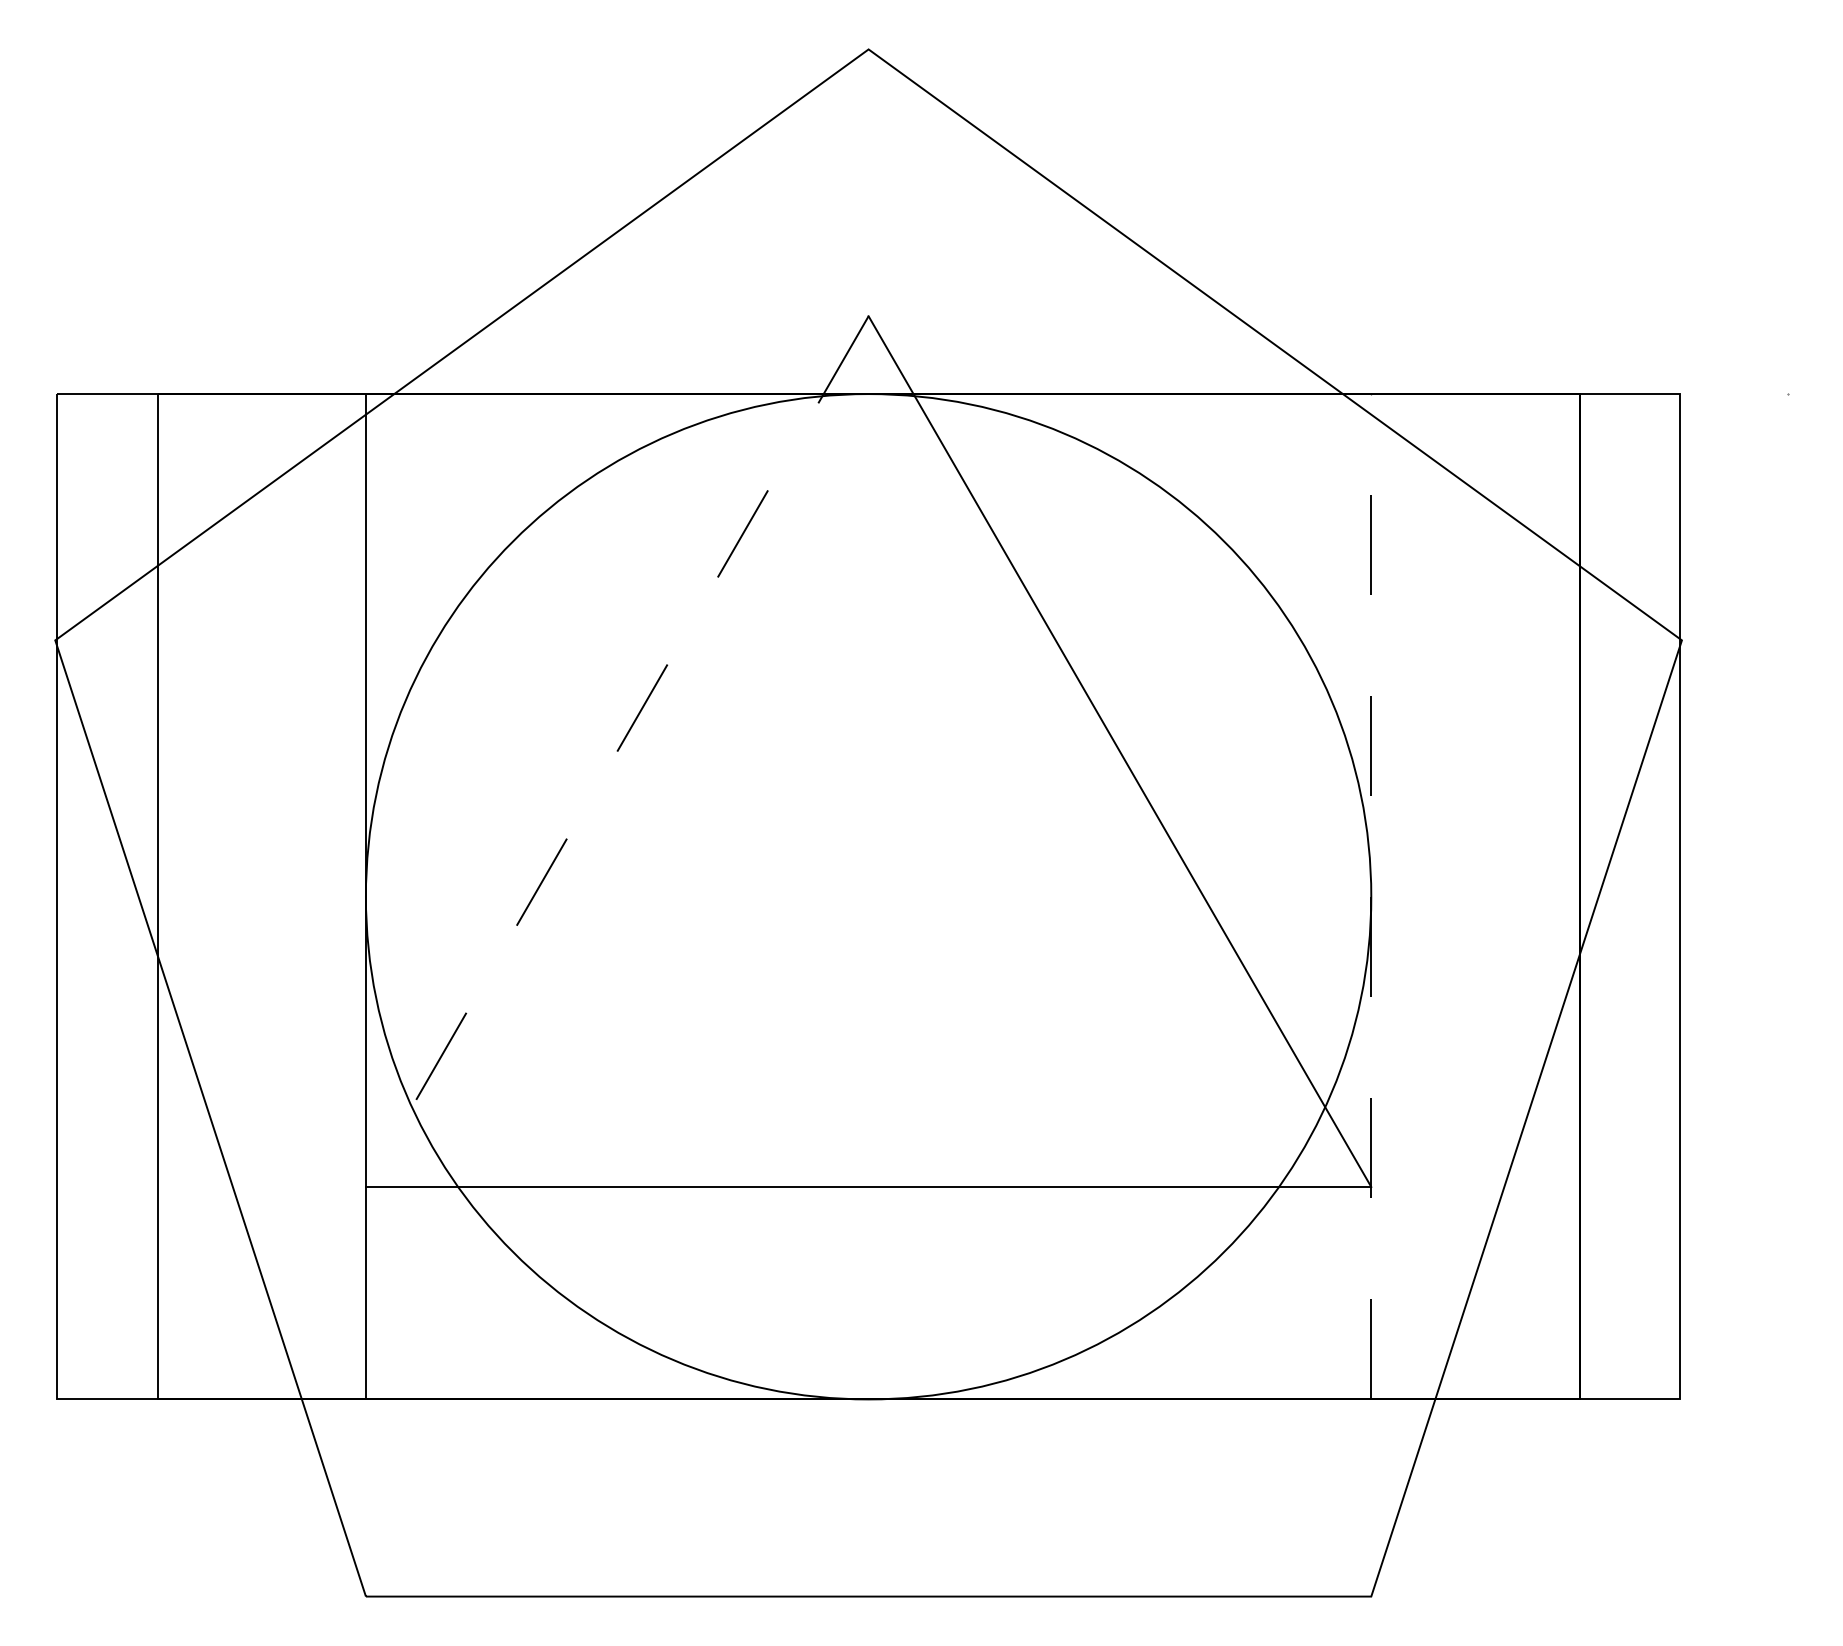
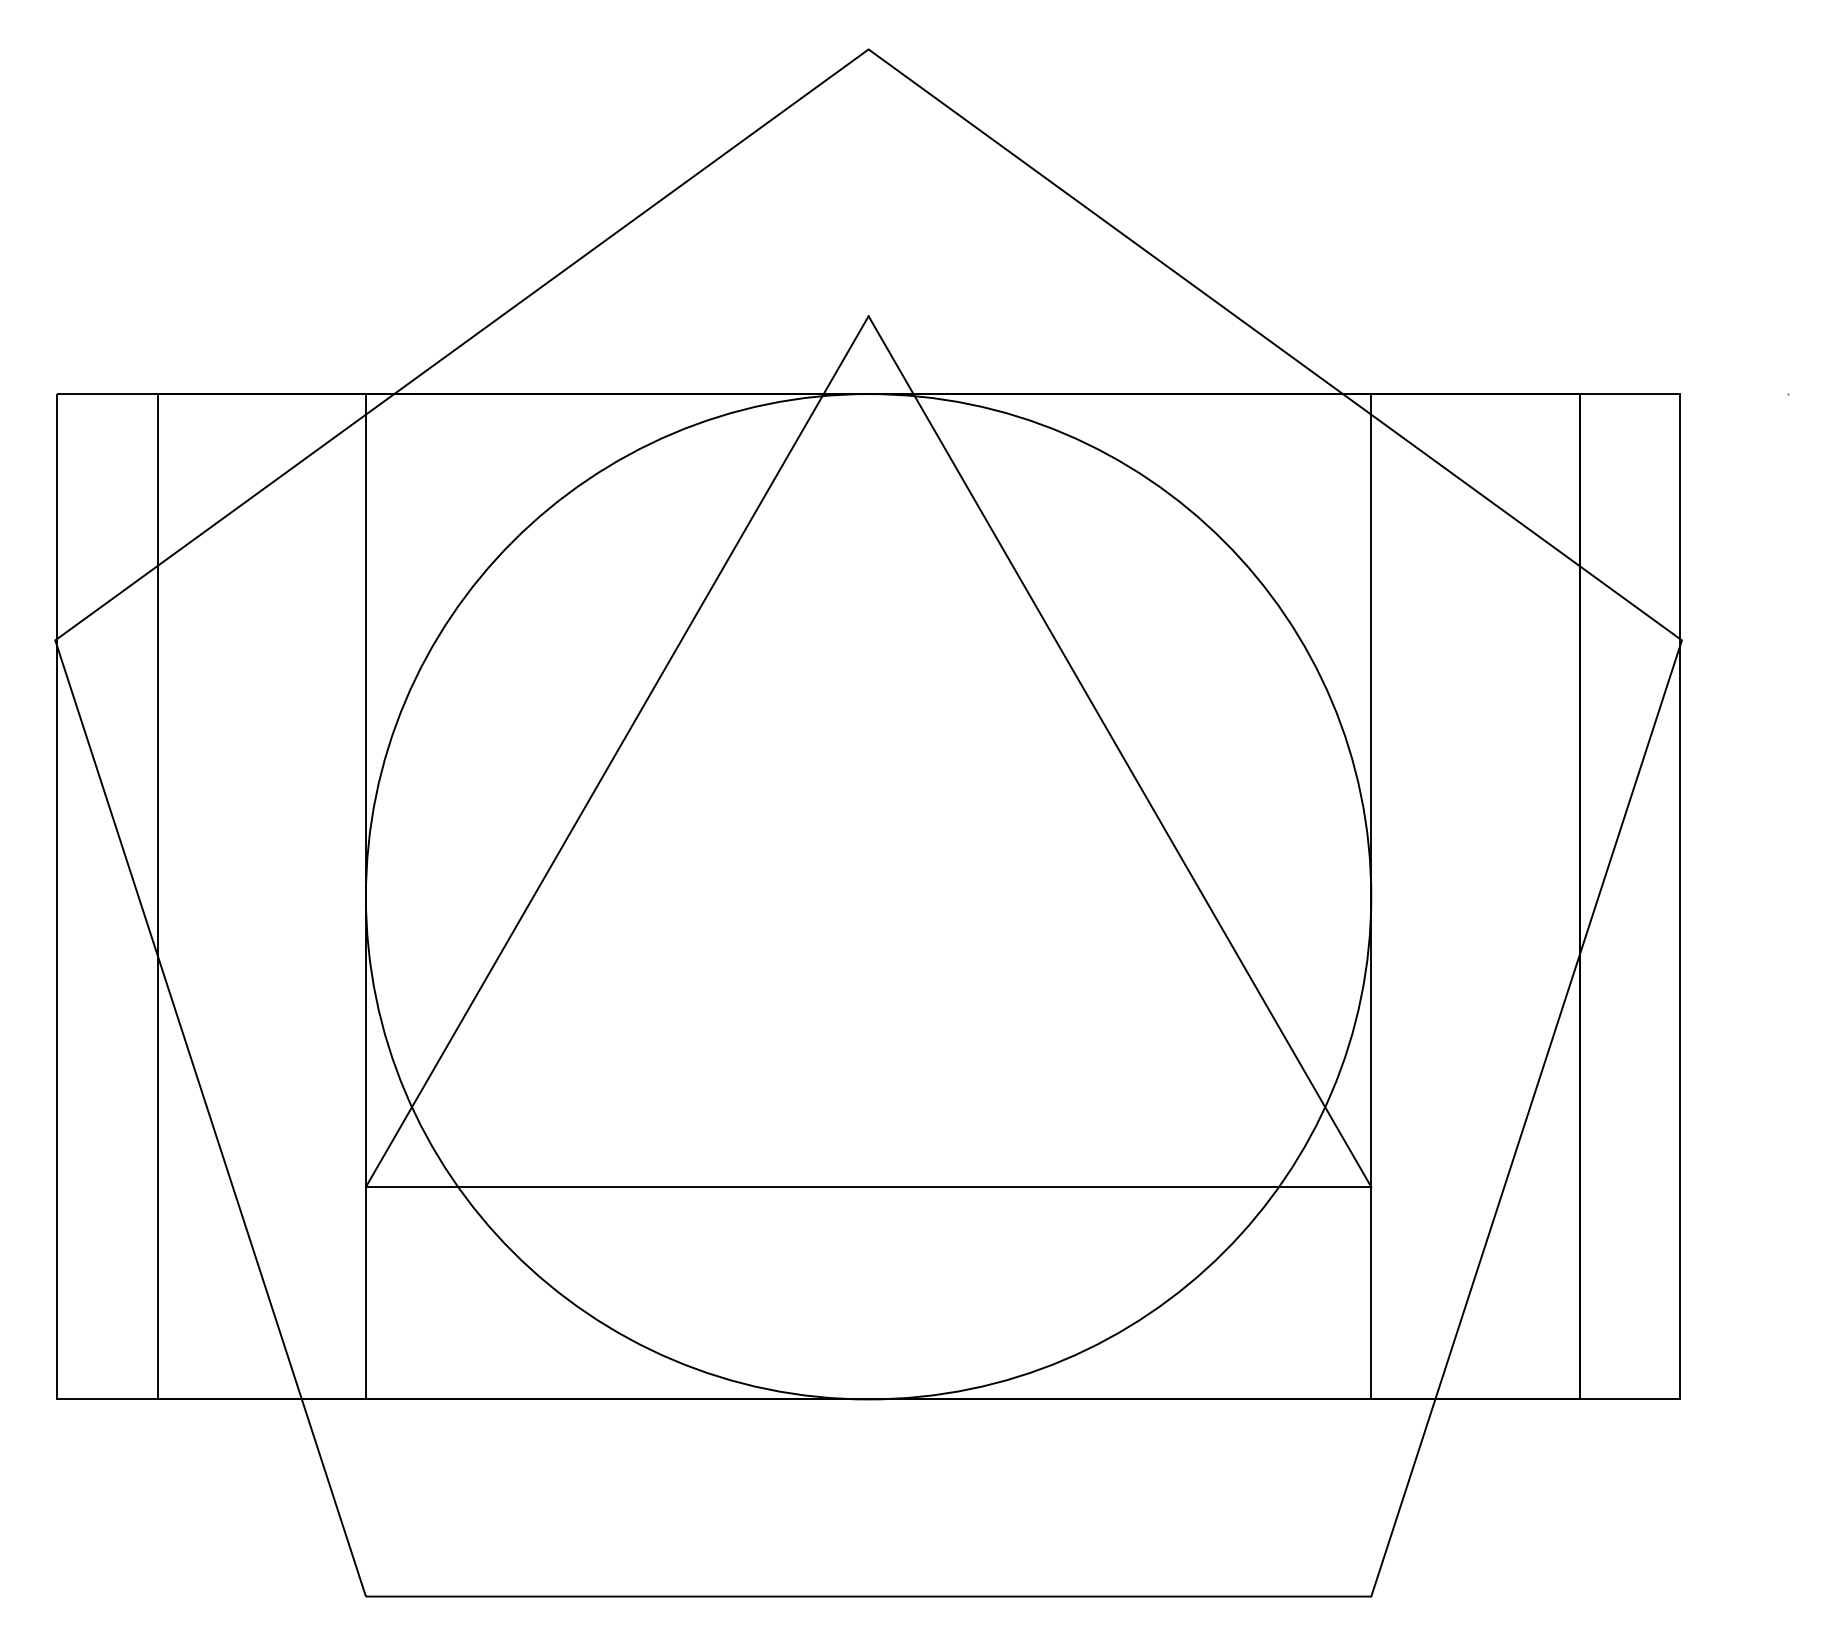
line: dashed -> solid (617, 751)
line: dashed -> solid (1371, 896)
